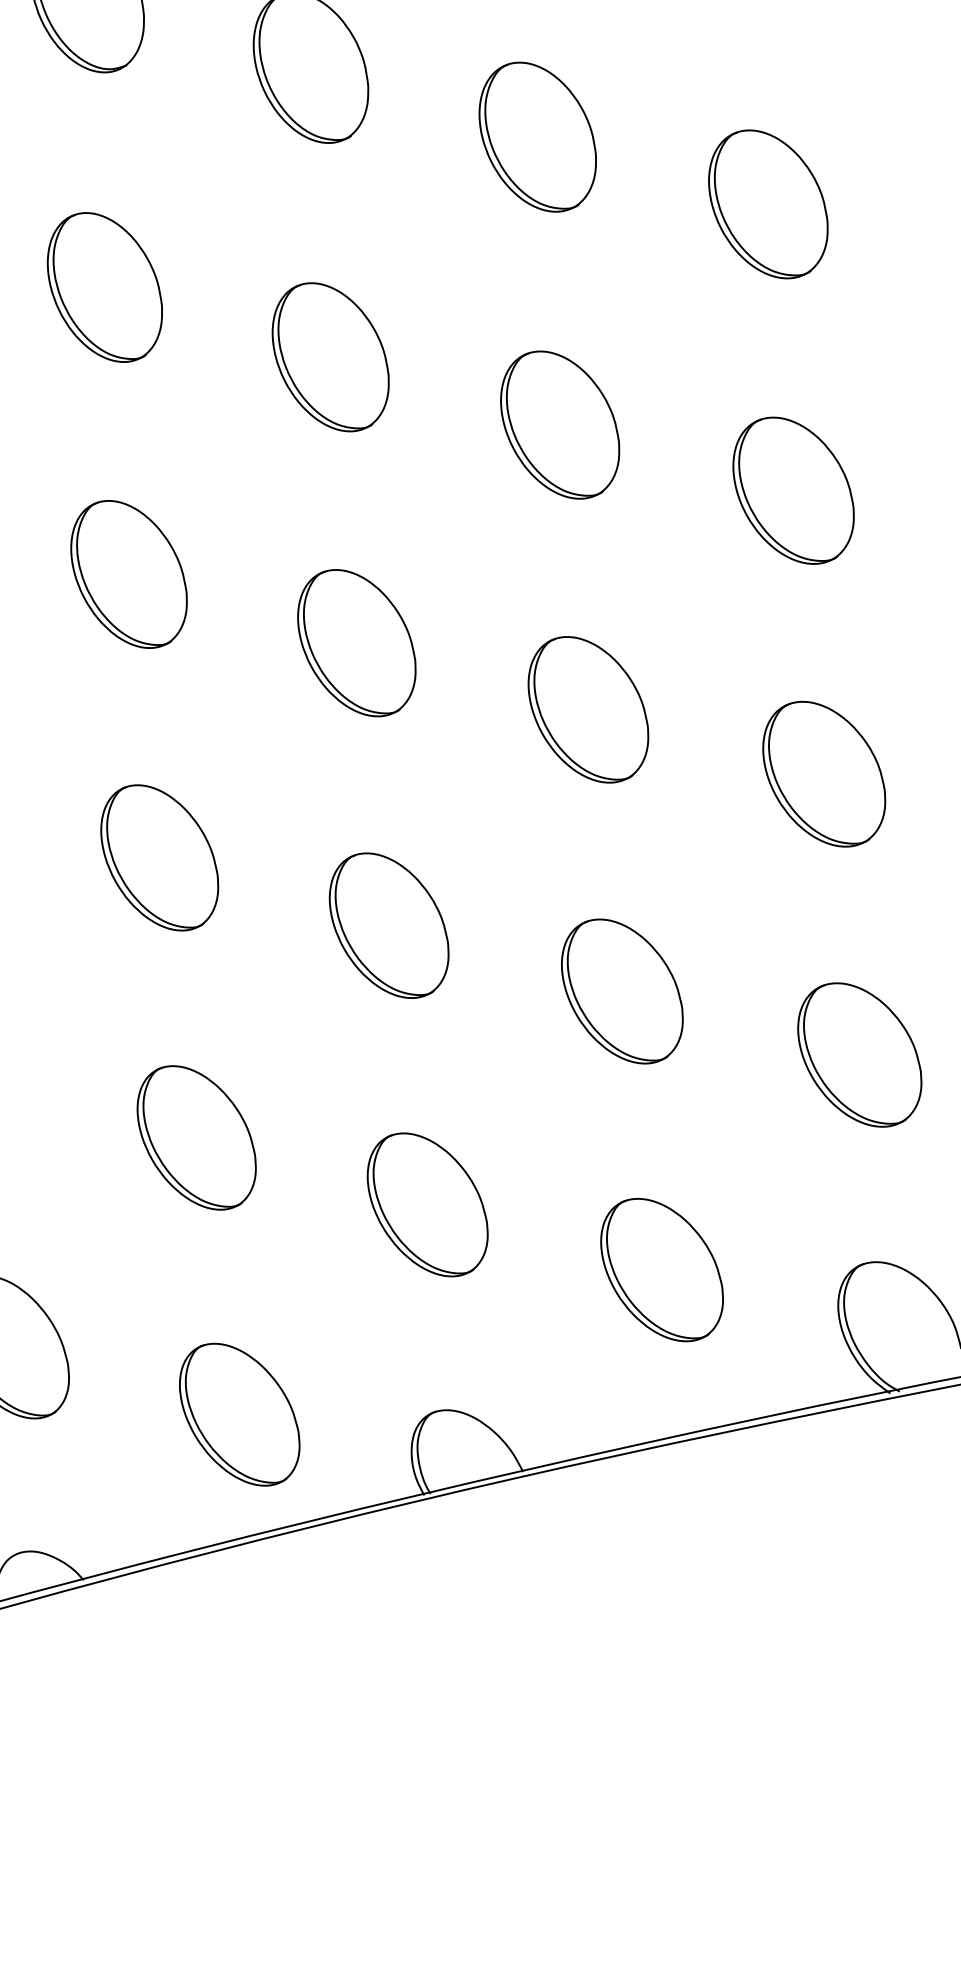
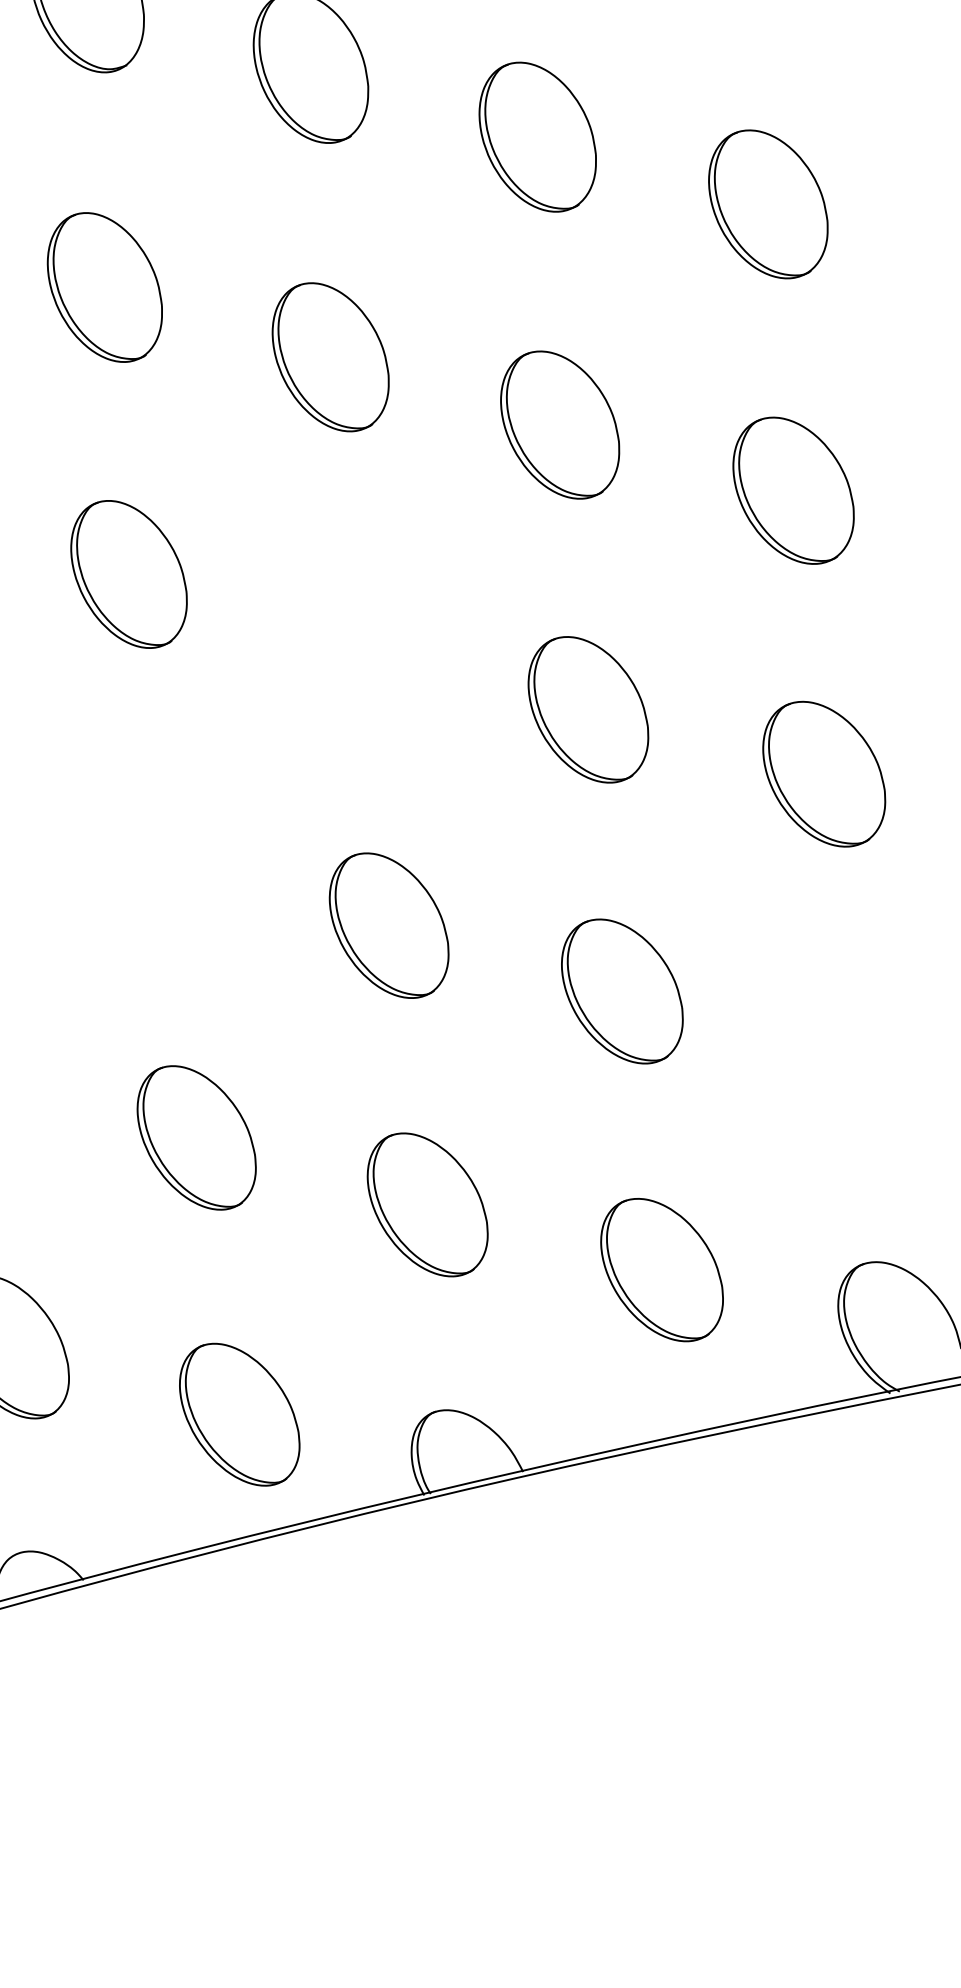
part: present -> none (356, 643)
part: present -> none (159, 857)
part: present -> none (859, 1054)
